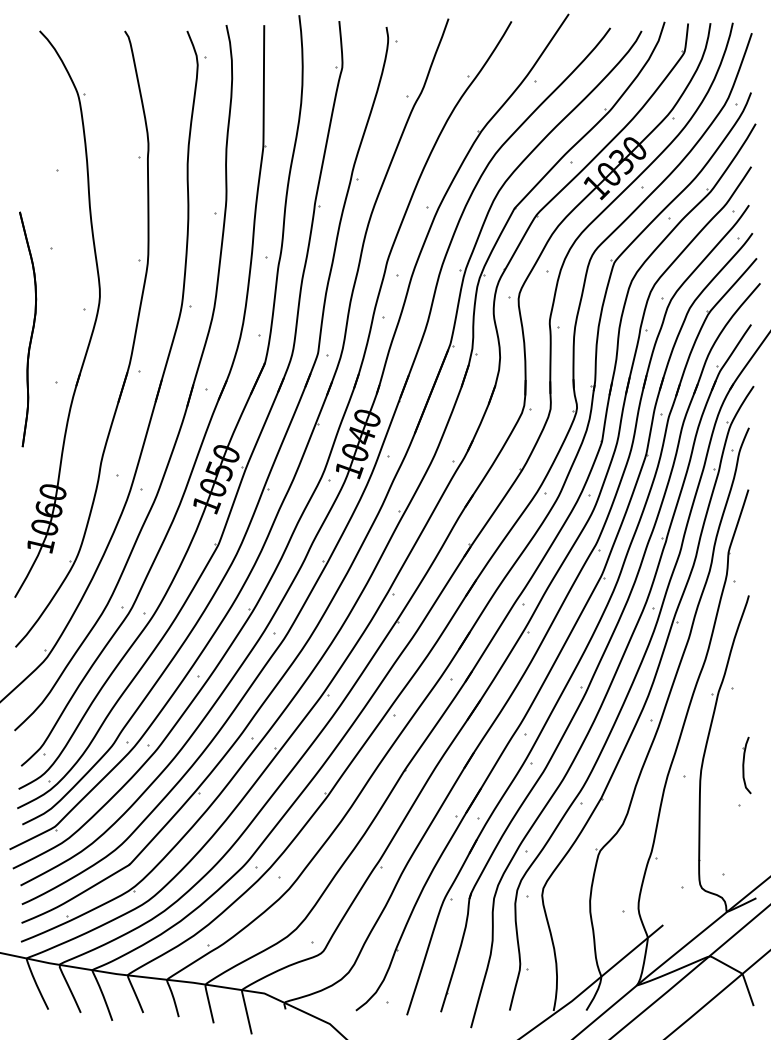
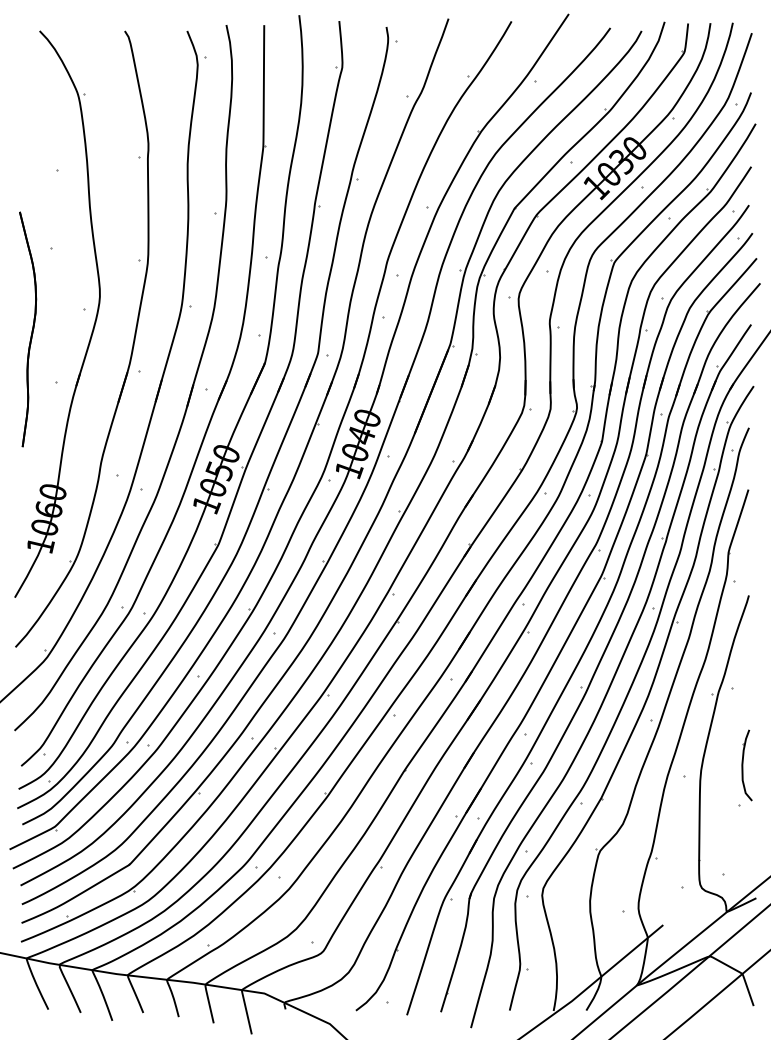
part size: 10x59 px -> 12x73 px (746, 765)
